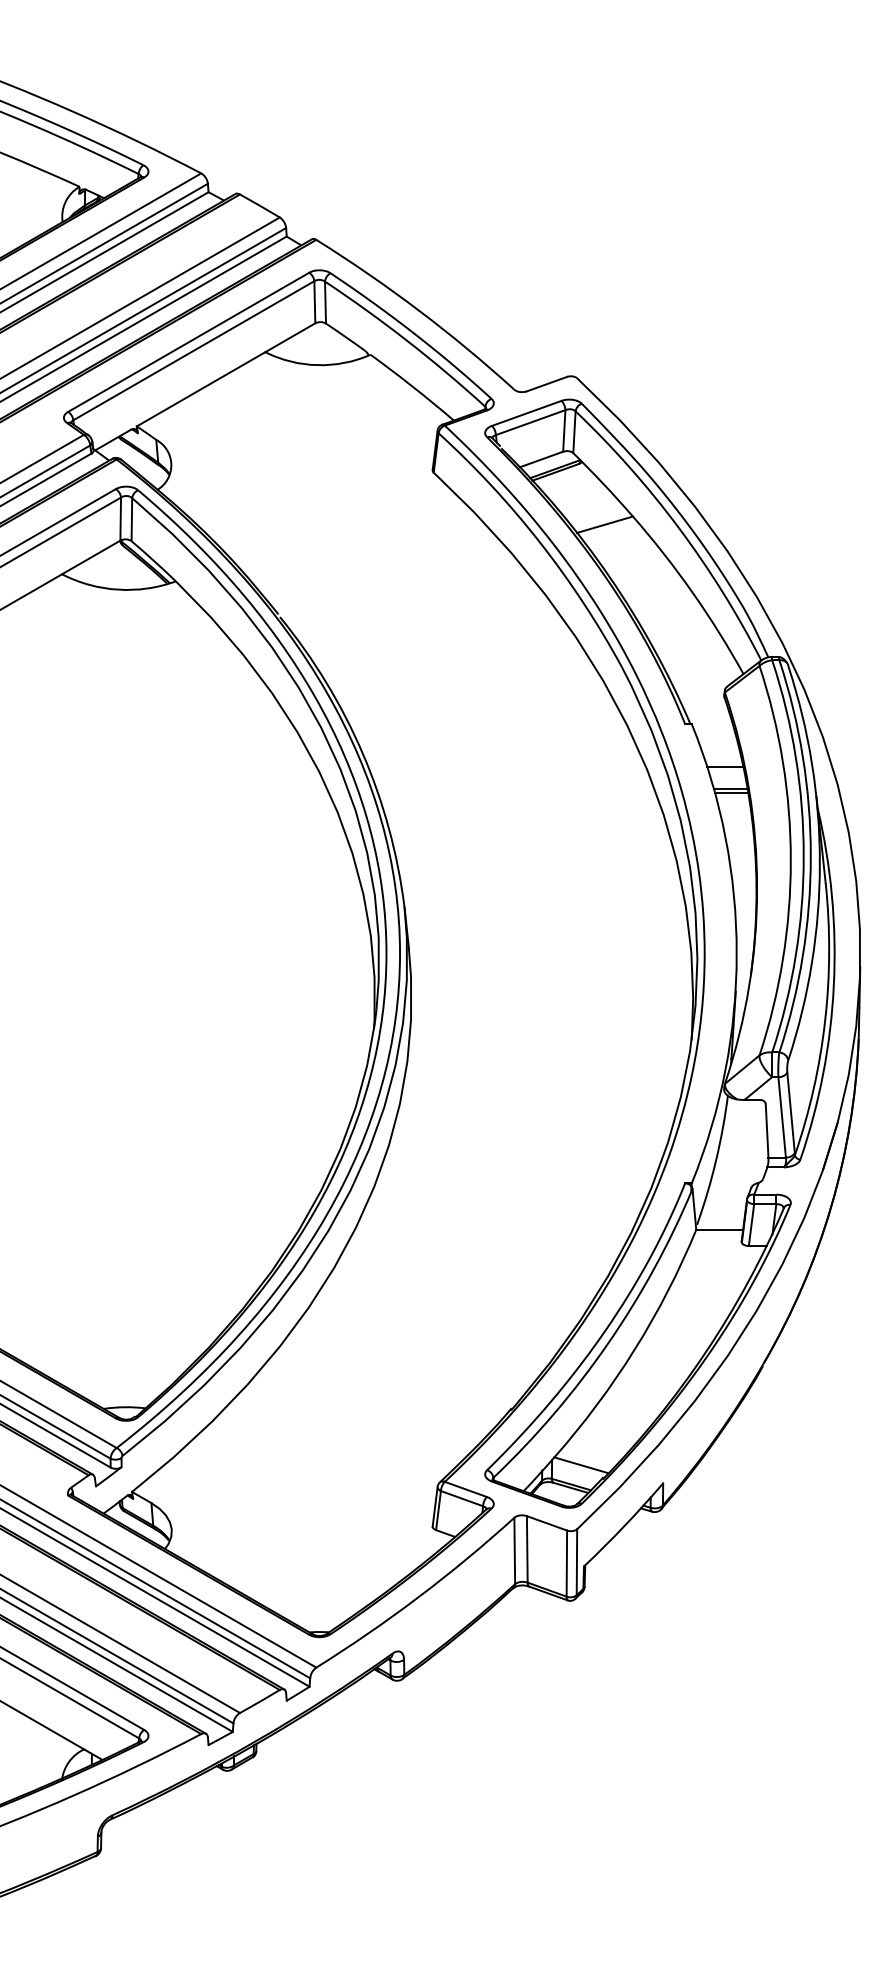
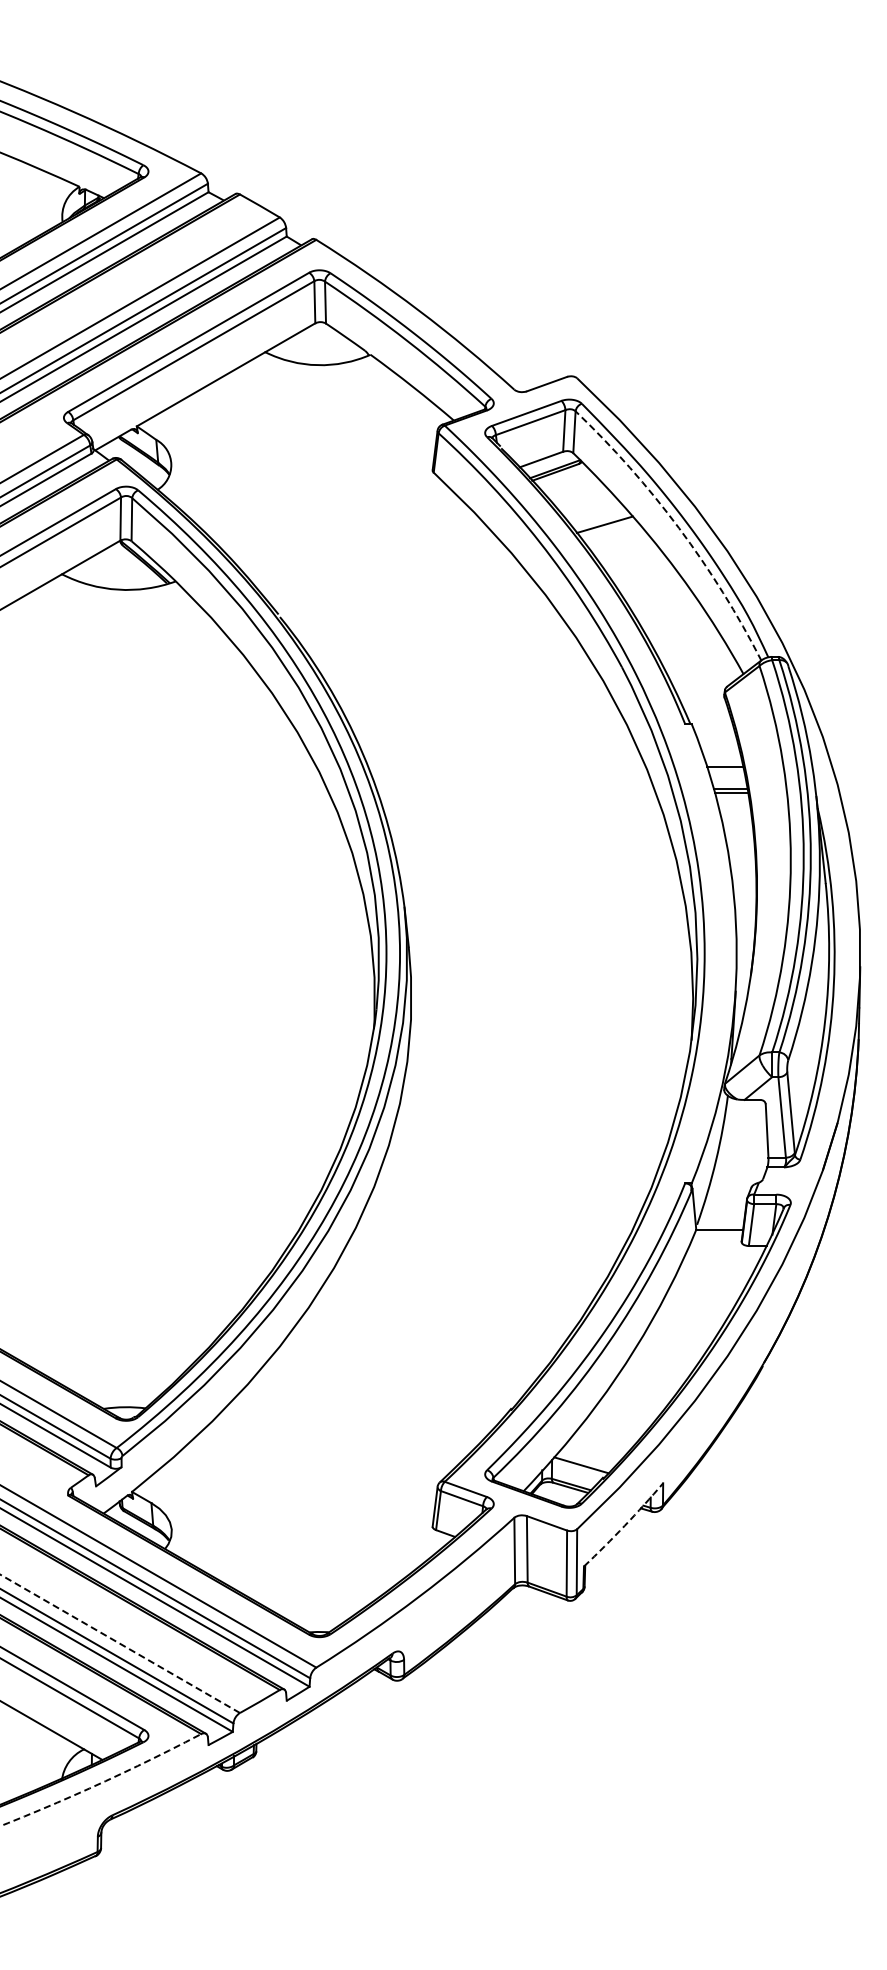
arc: solid -> dashed (679, 528)
arc: solid -> dashed (624, 1525)
line: solid -> dashed (119, 1643)
arc: solid -> dashed (102, 1782)
